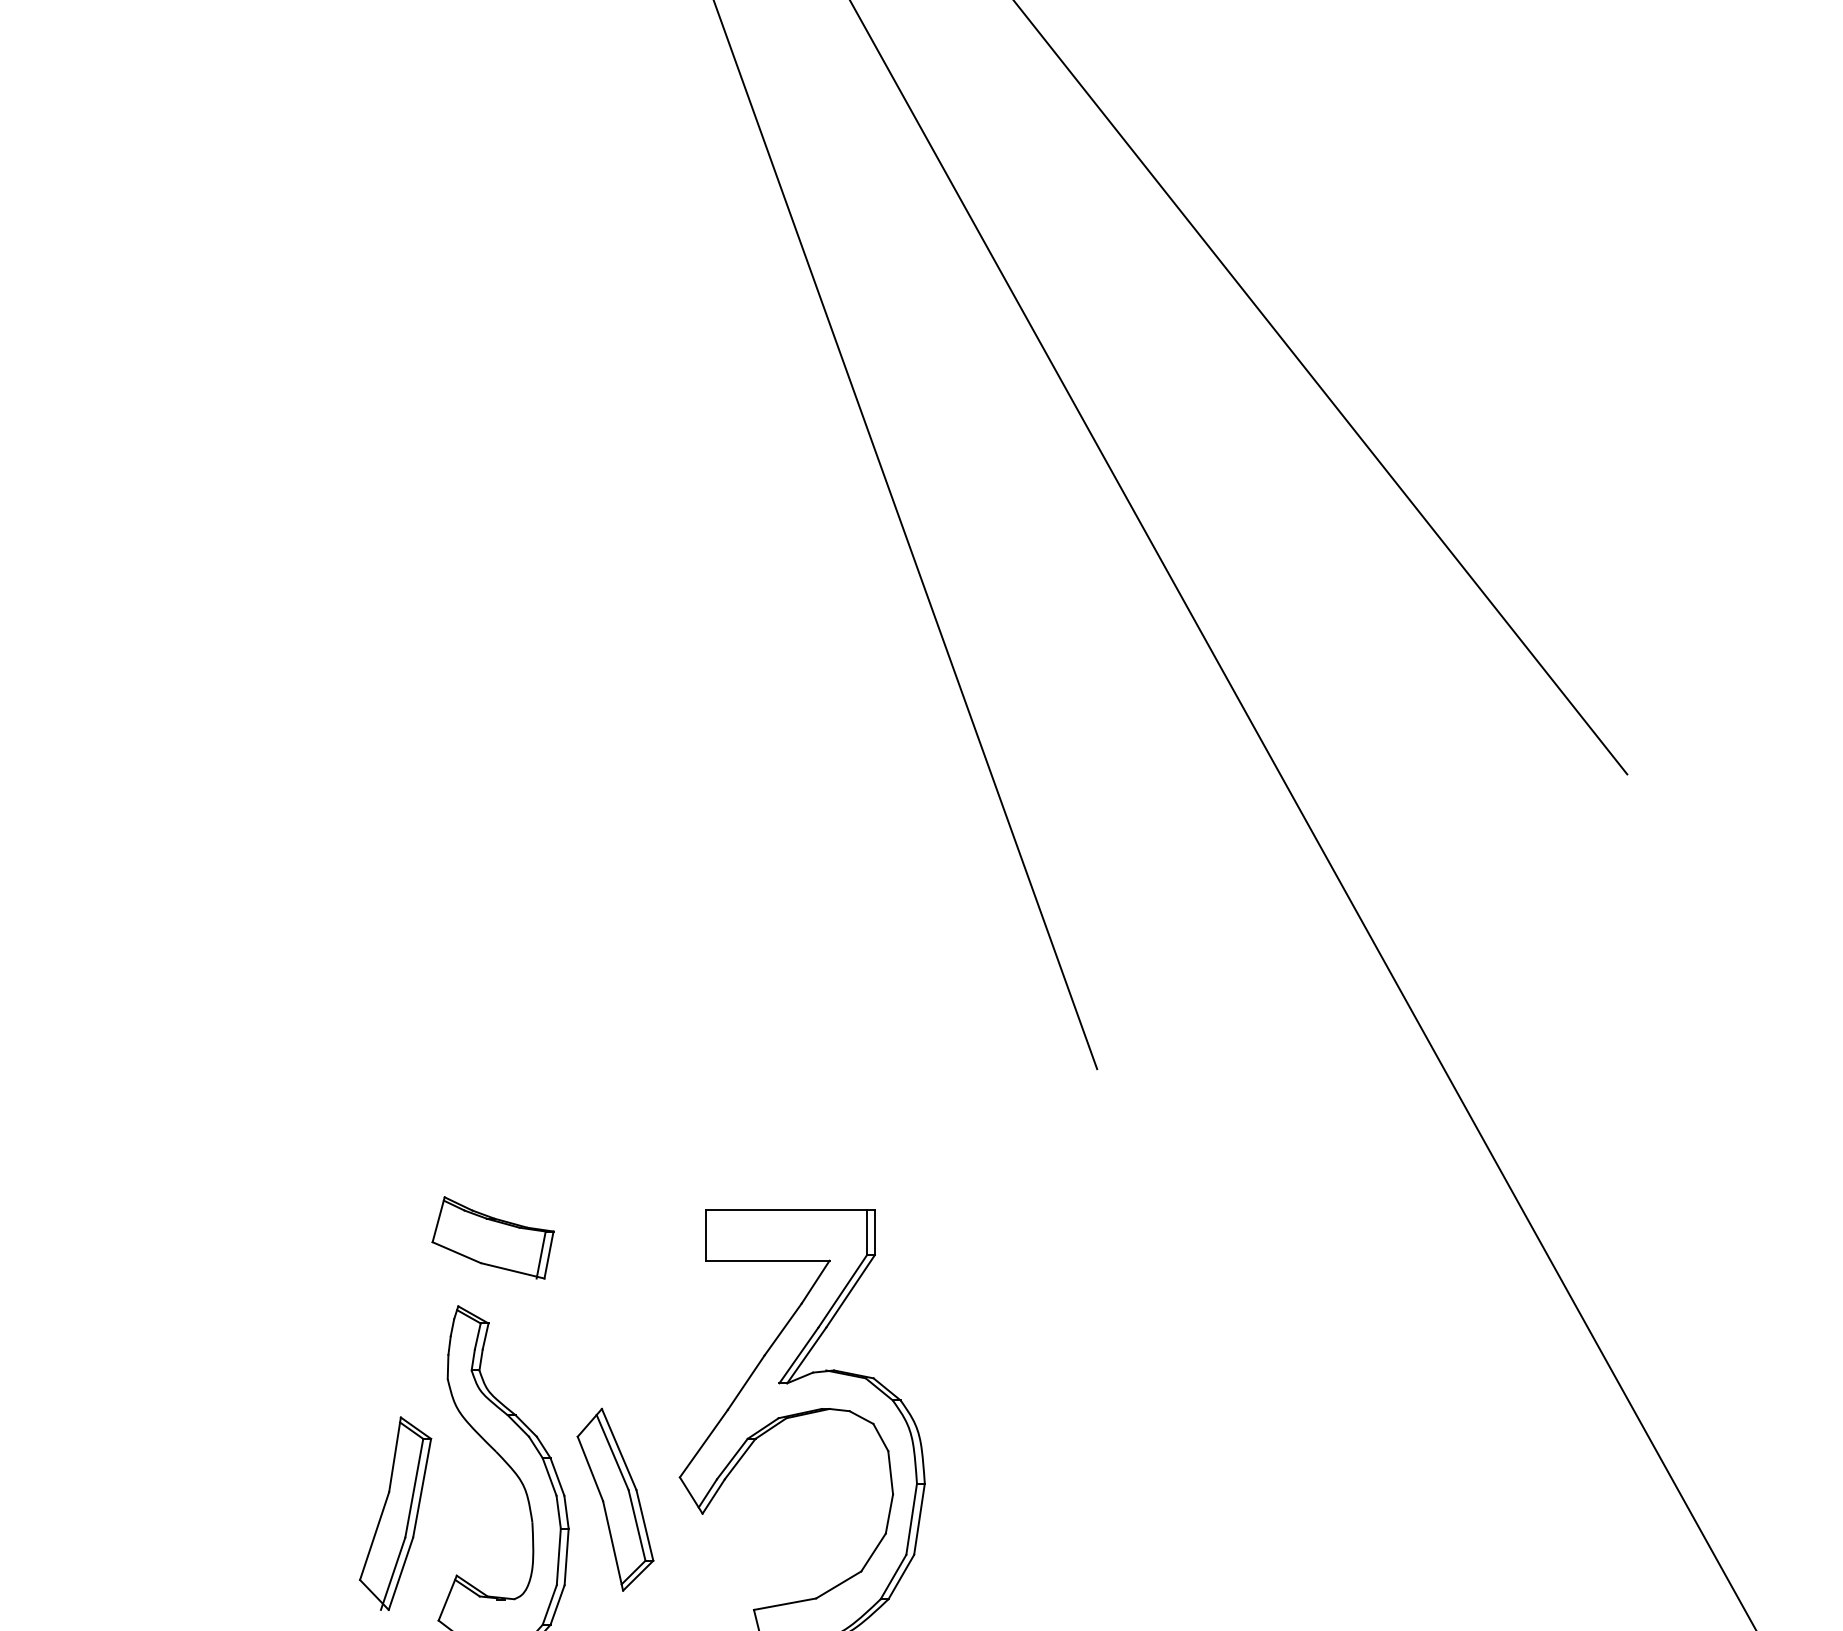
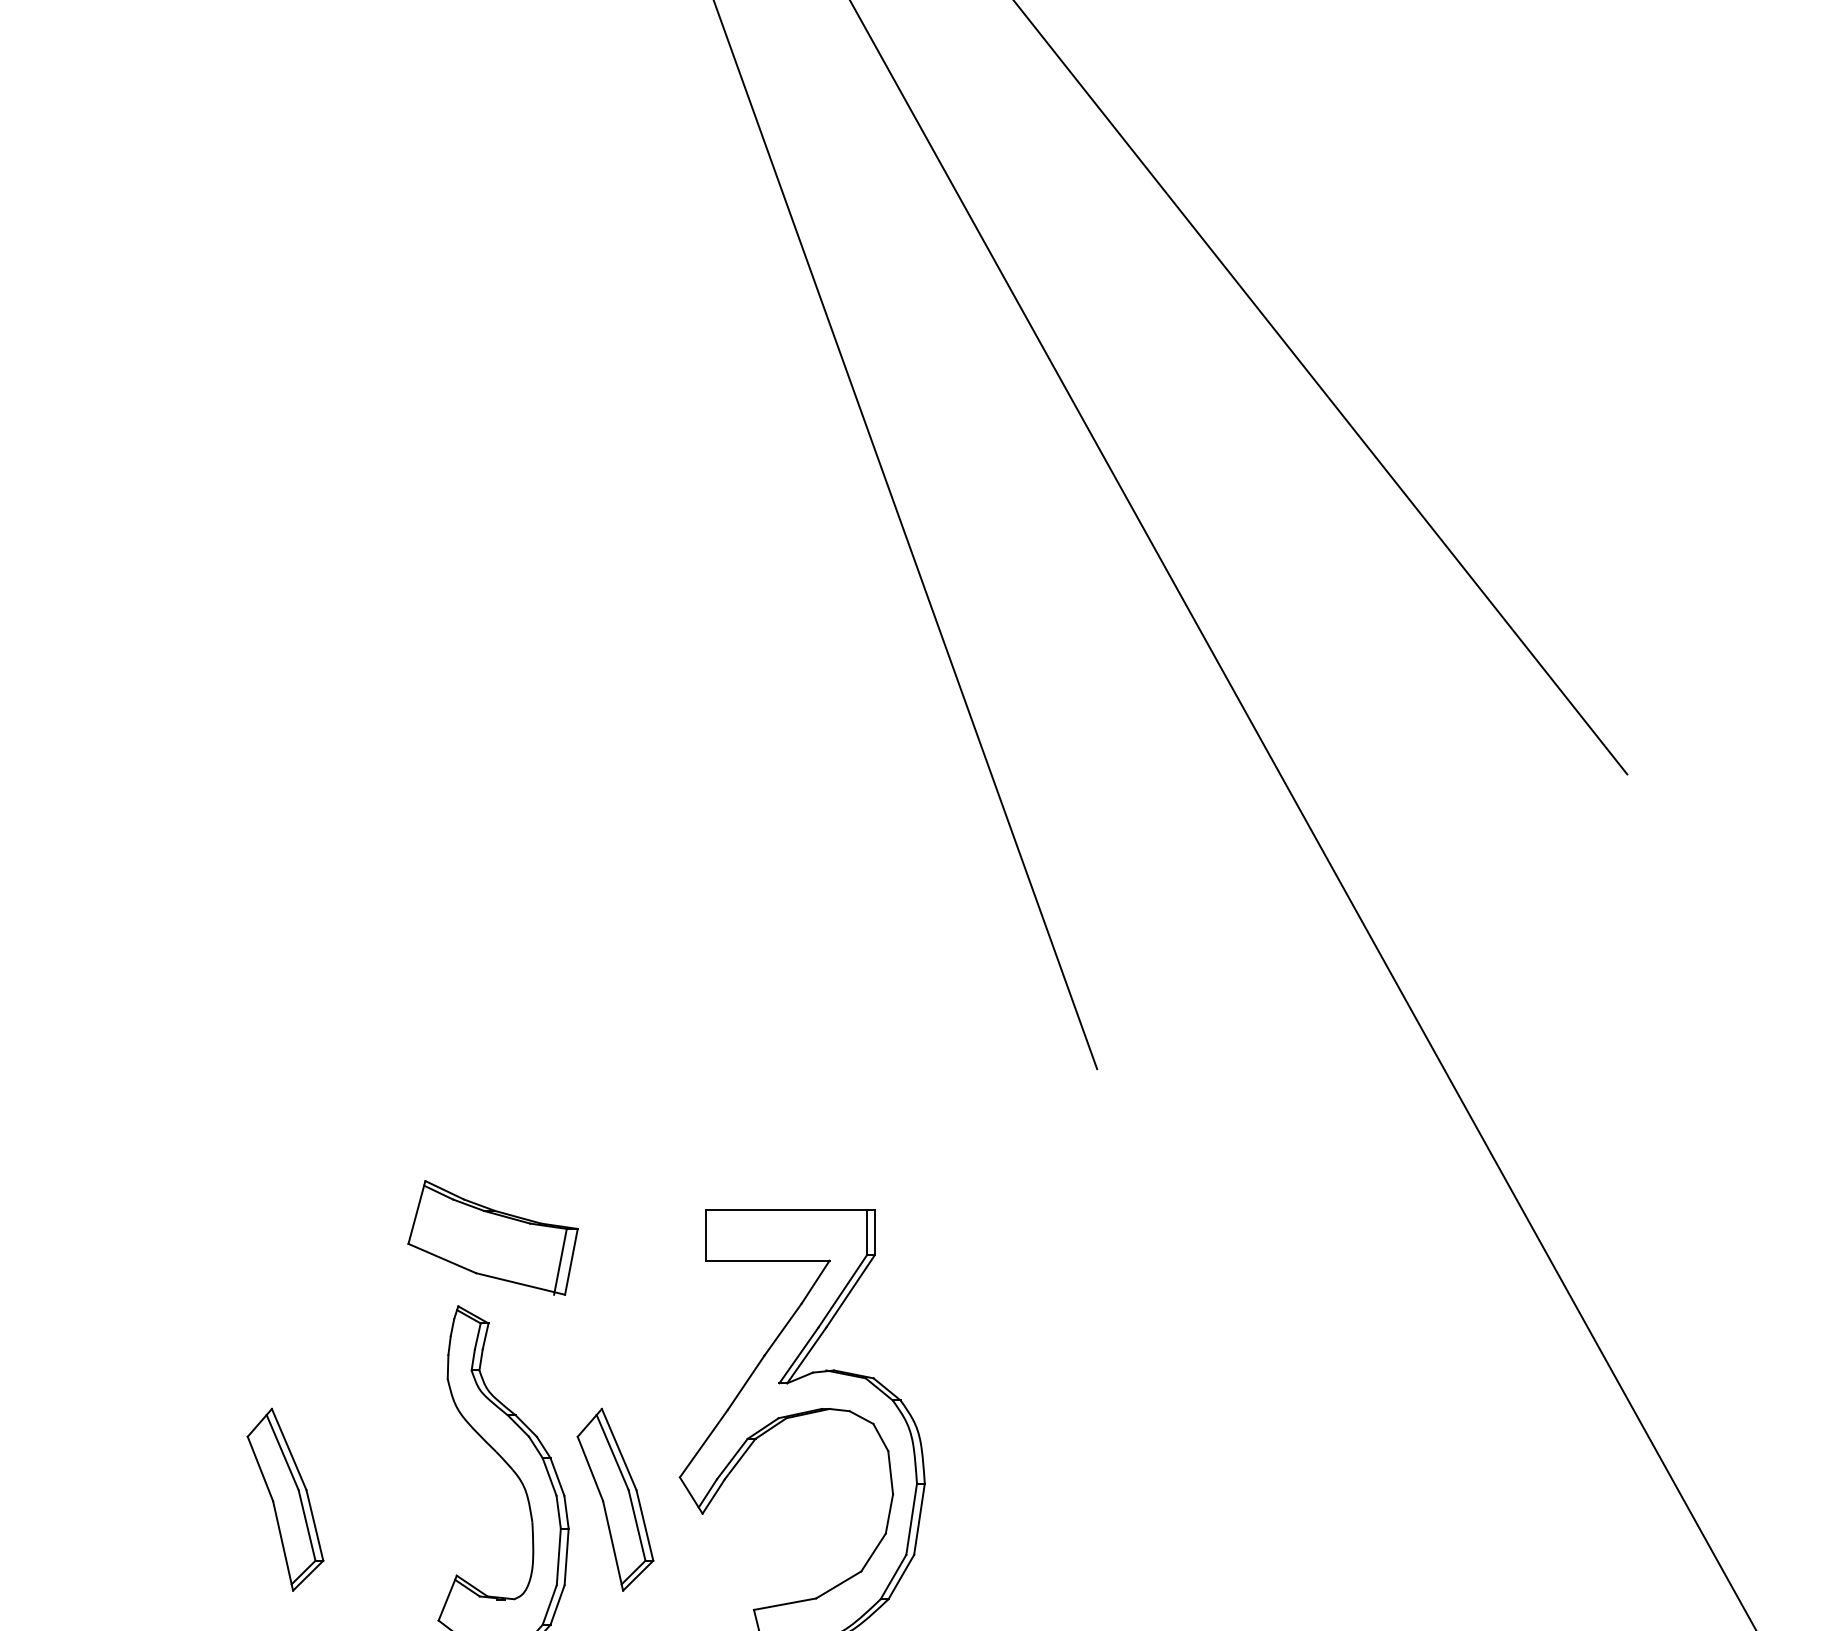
part size: 124x84 px -> 172x116 px (492, 1237)
part: none -> present (285, 1499)
part: present -> none (395, 1513)
